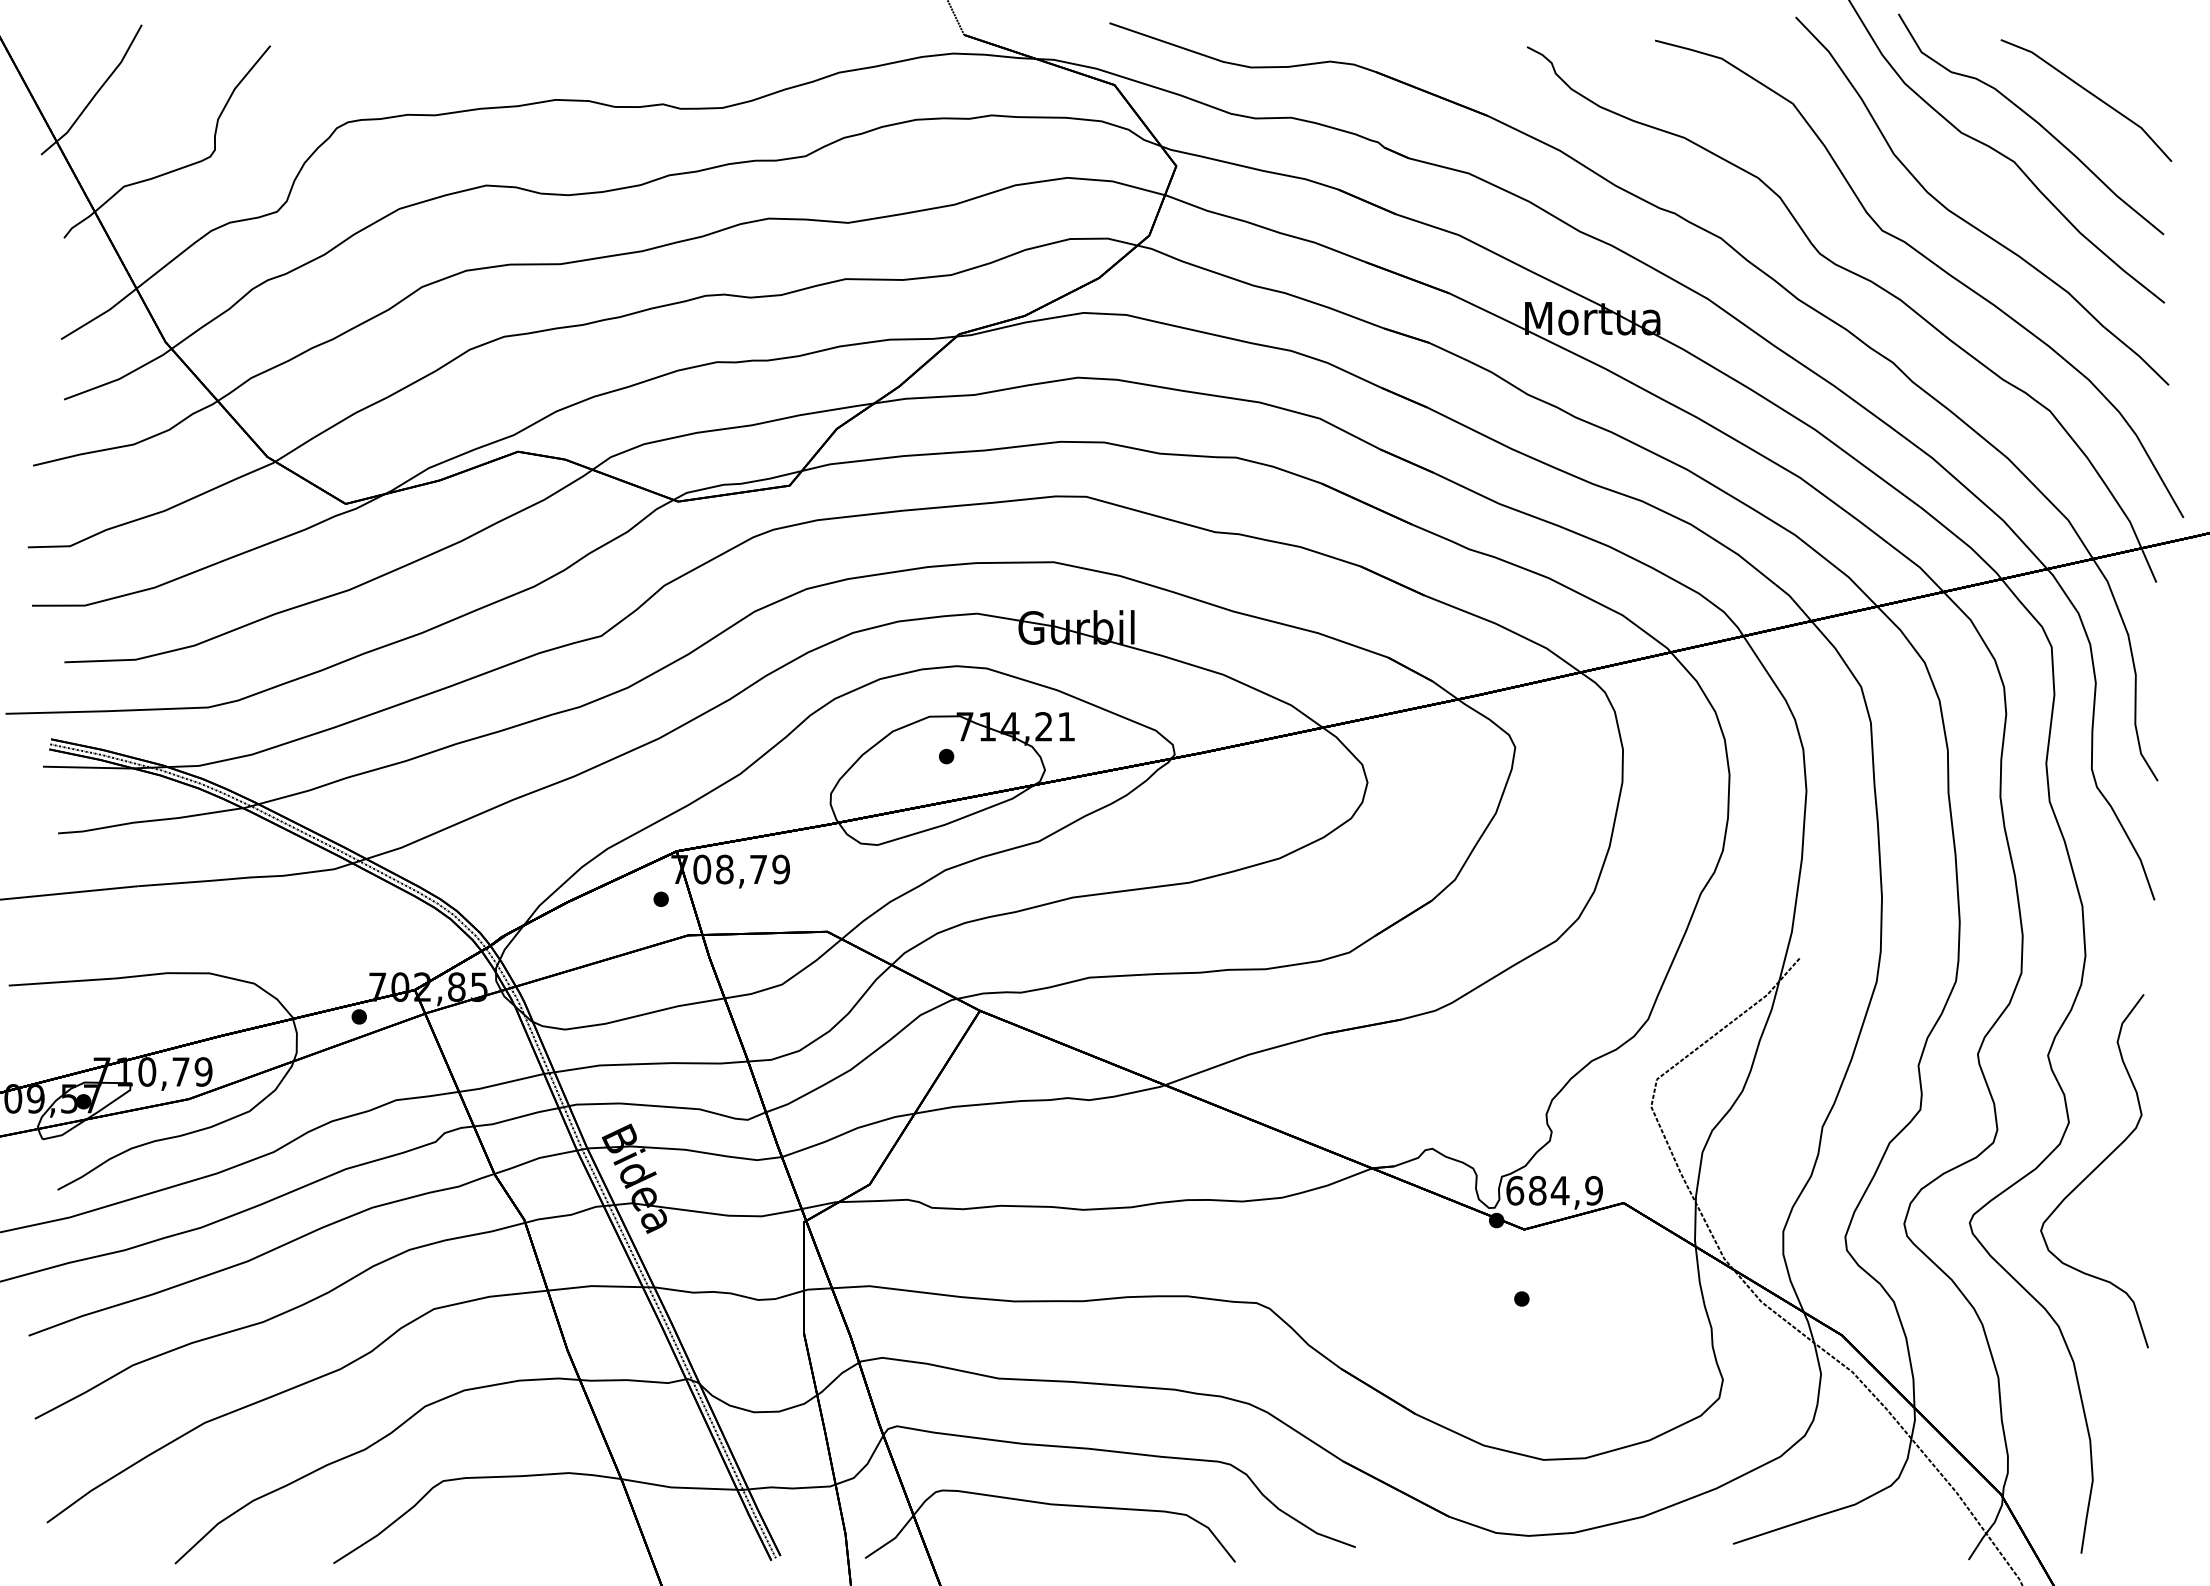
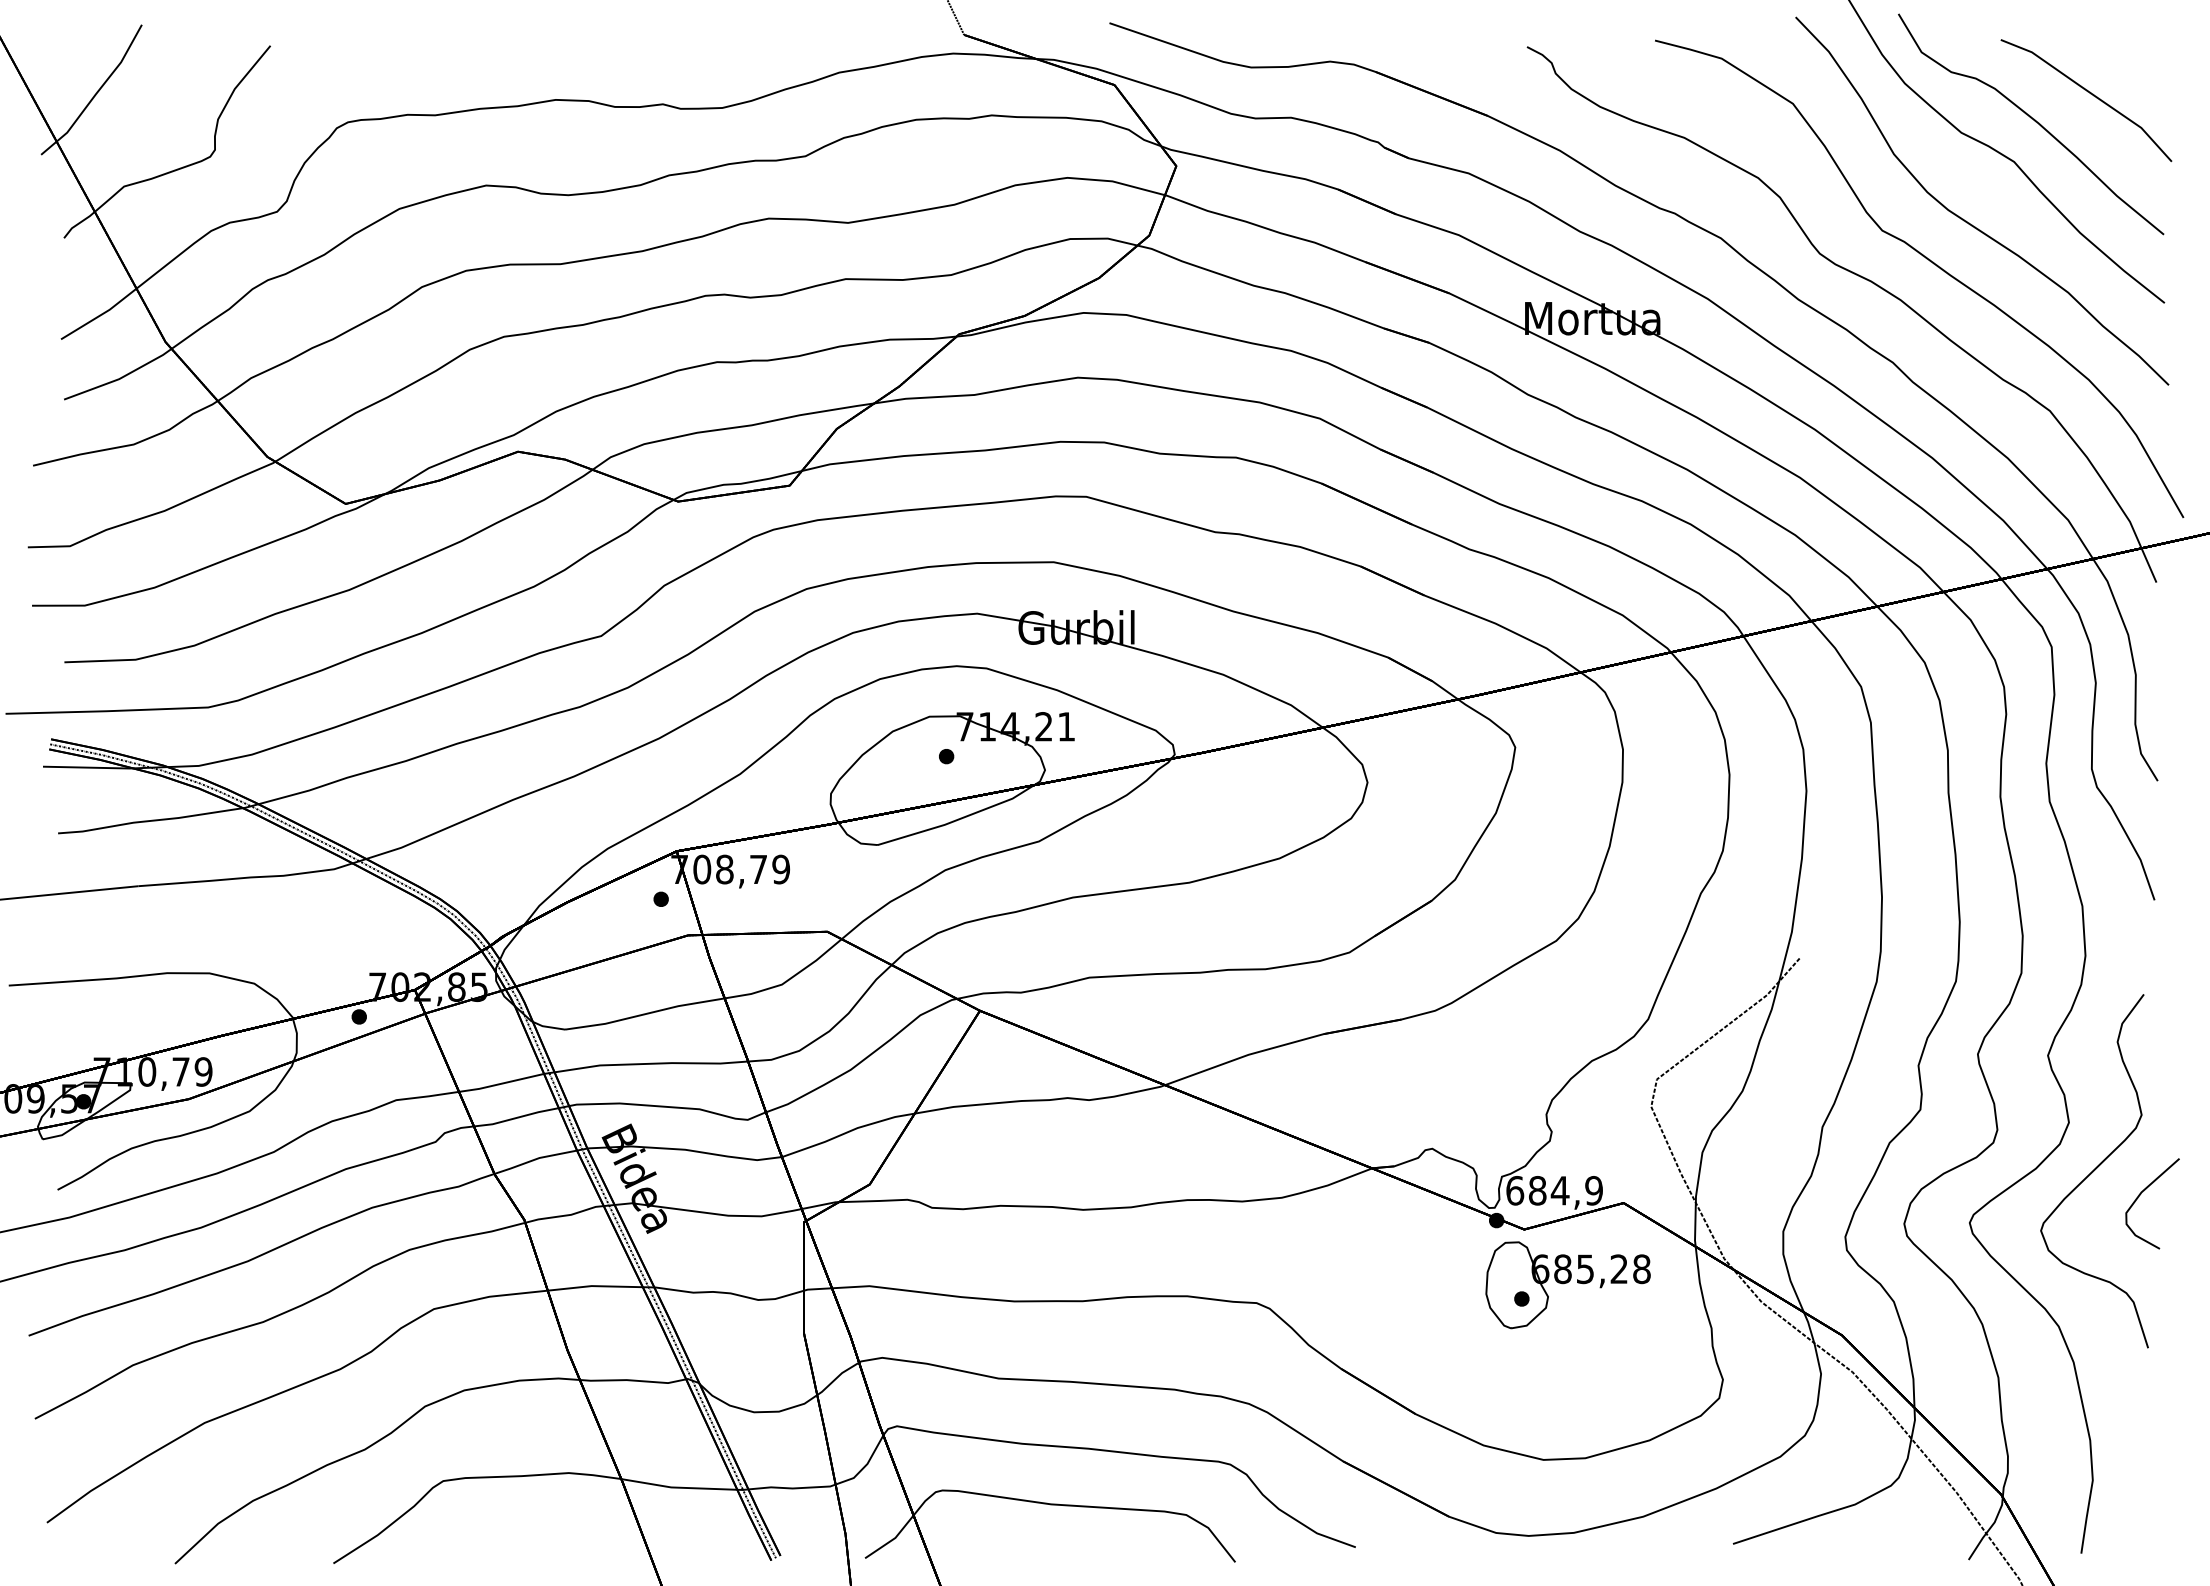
curve: none -> present (2141, 1194)
part: none -> present (1567, 1285)
